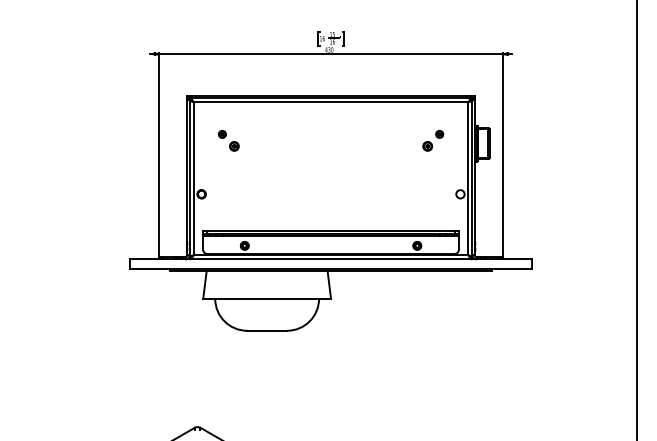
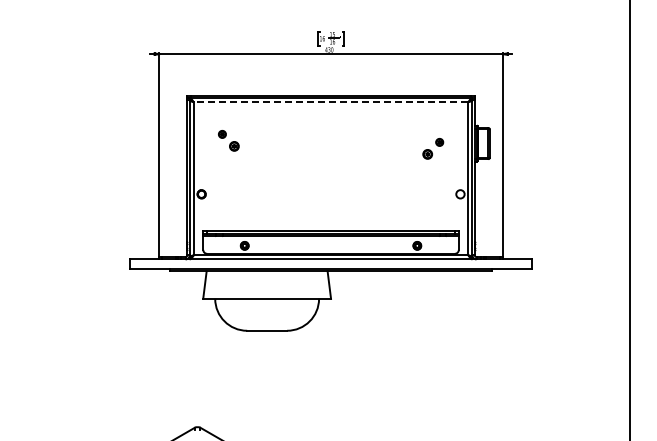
line: solid -> dashed (330, 102)
part position: (433, 140) -> (433, 148) (433, 148)
line position: (637, 219) -> (630, 219) (630, 219)
